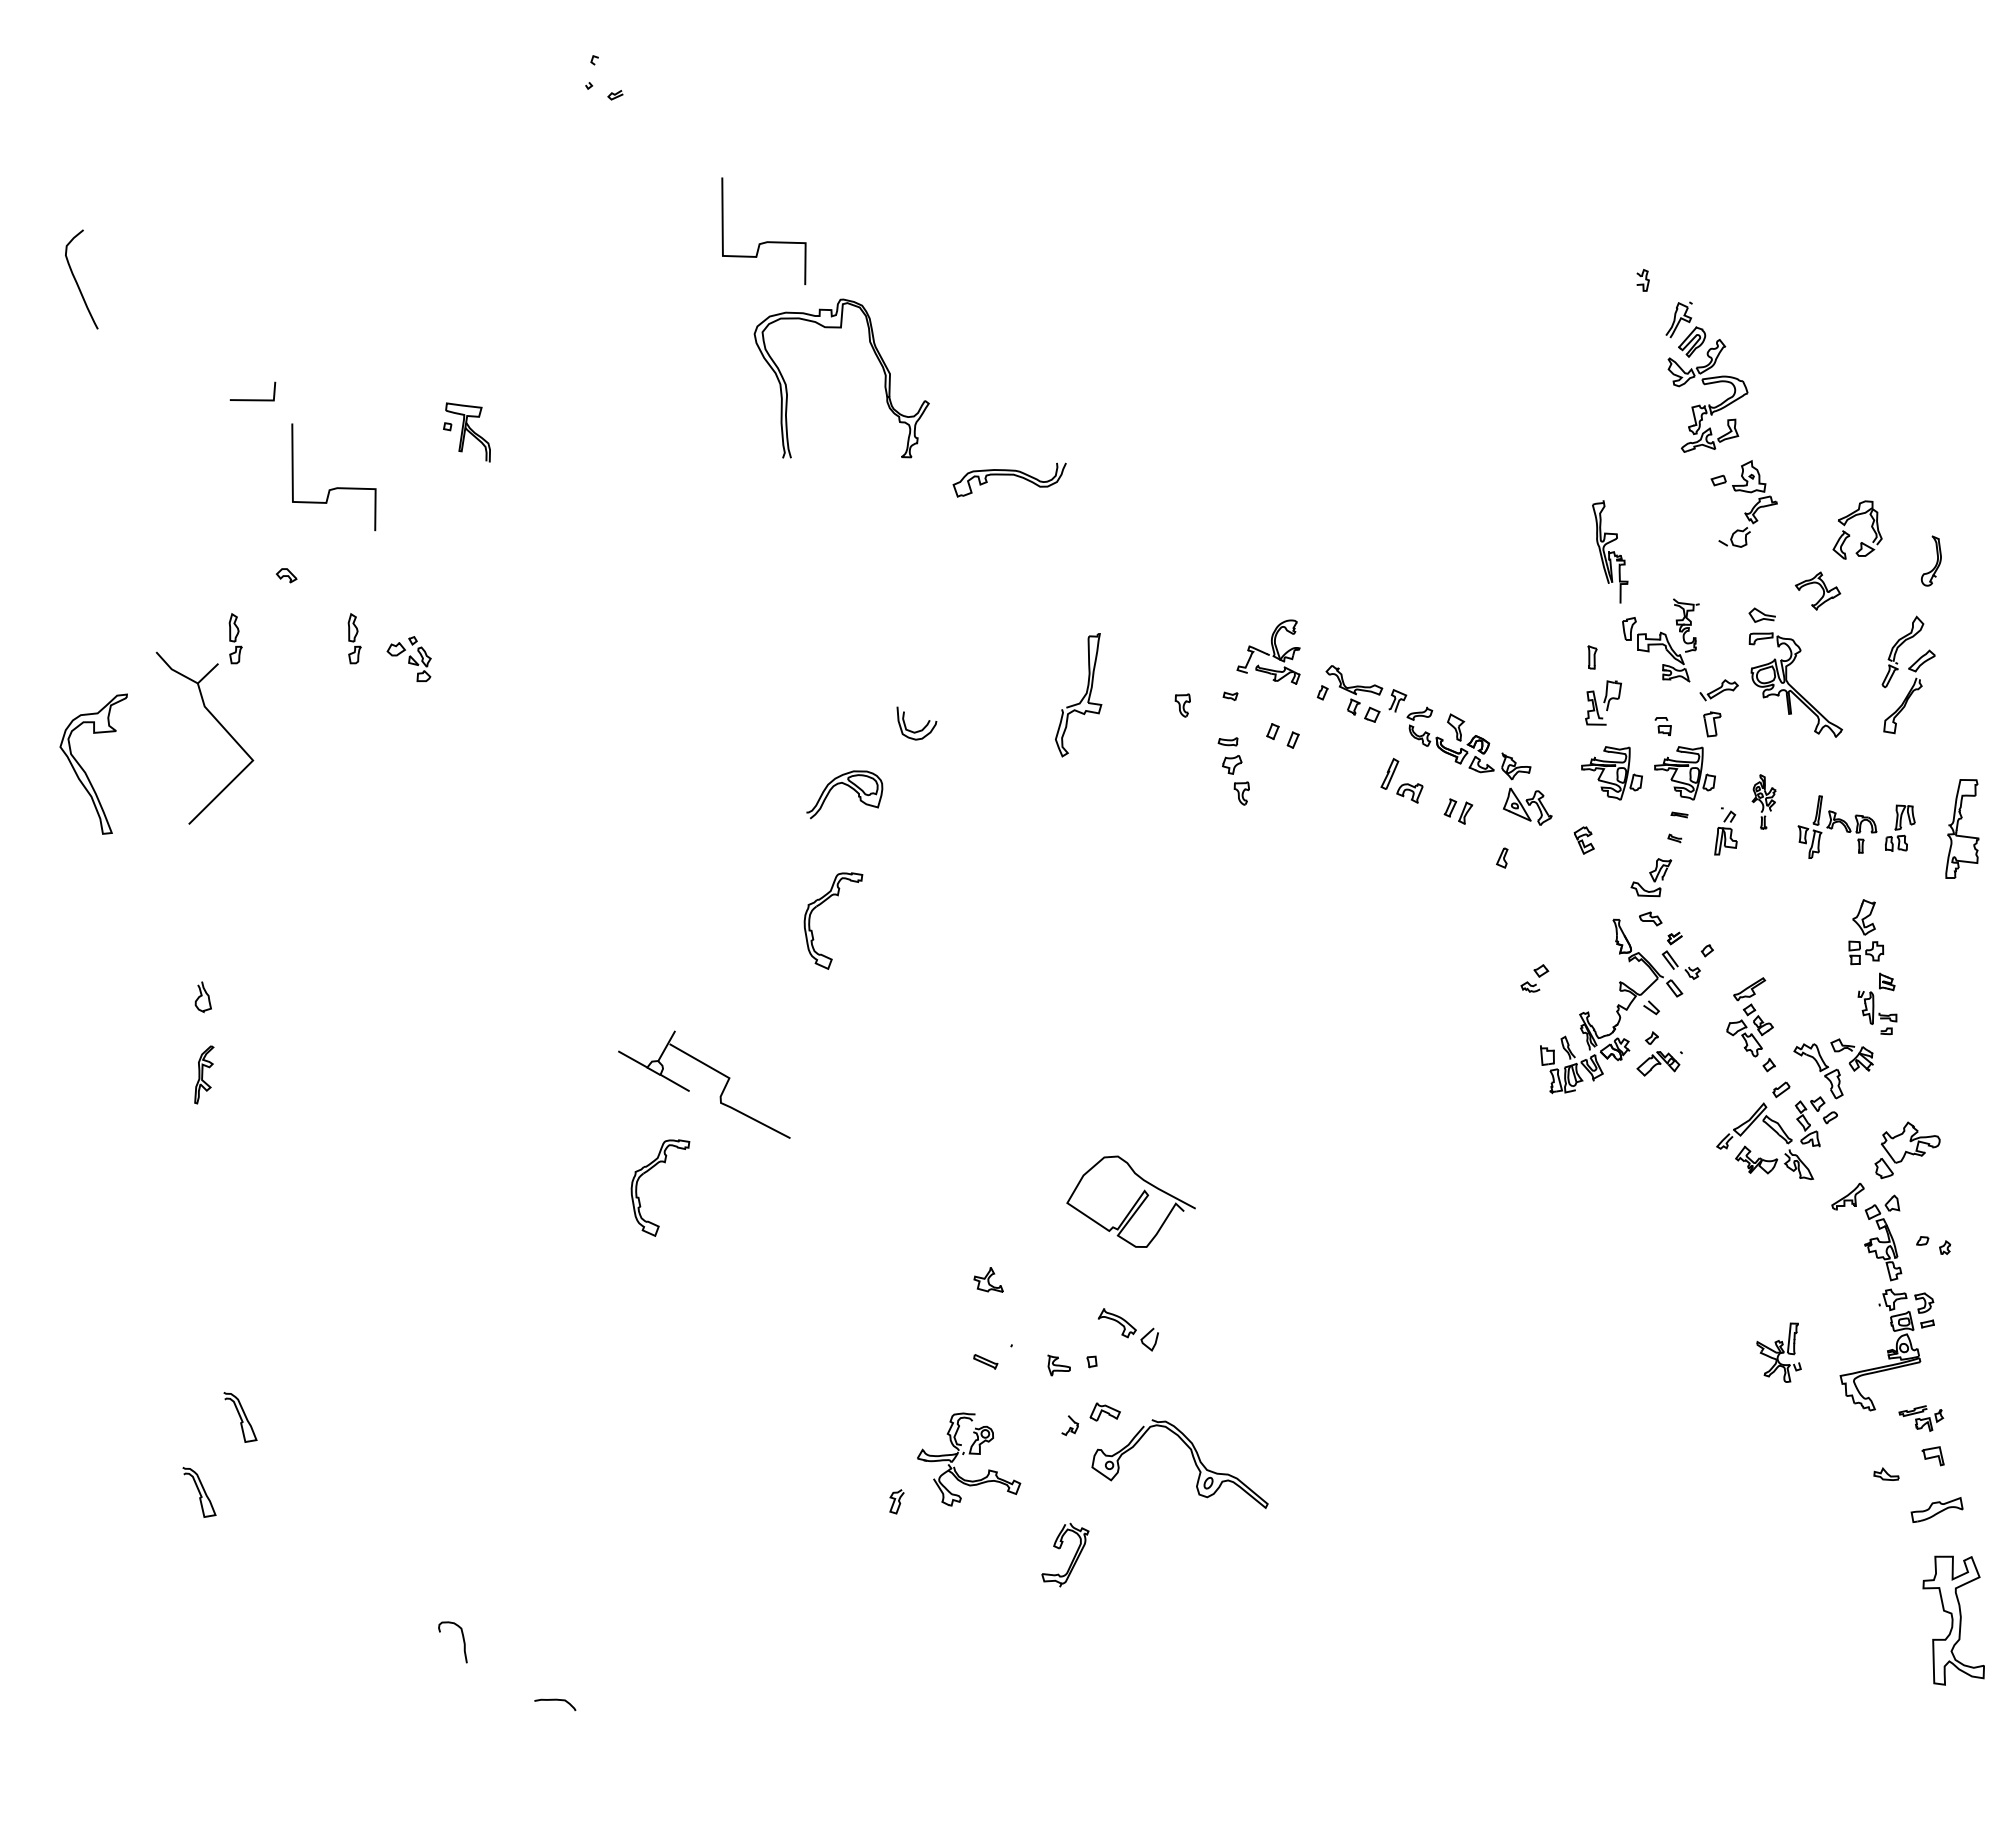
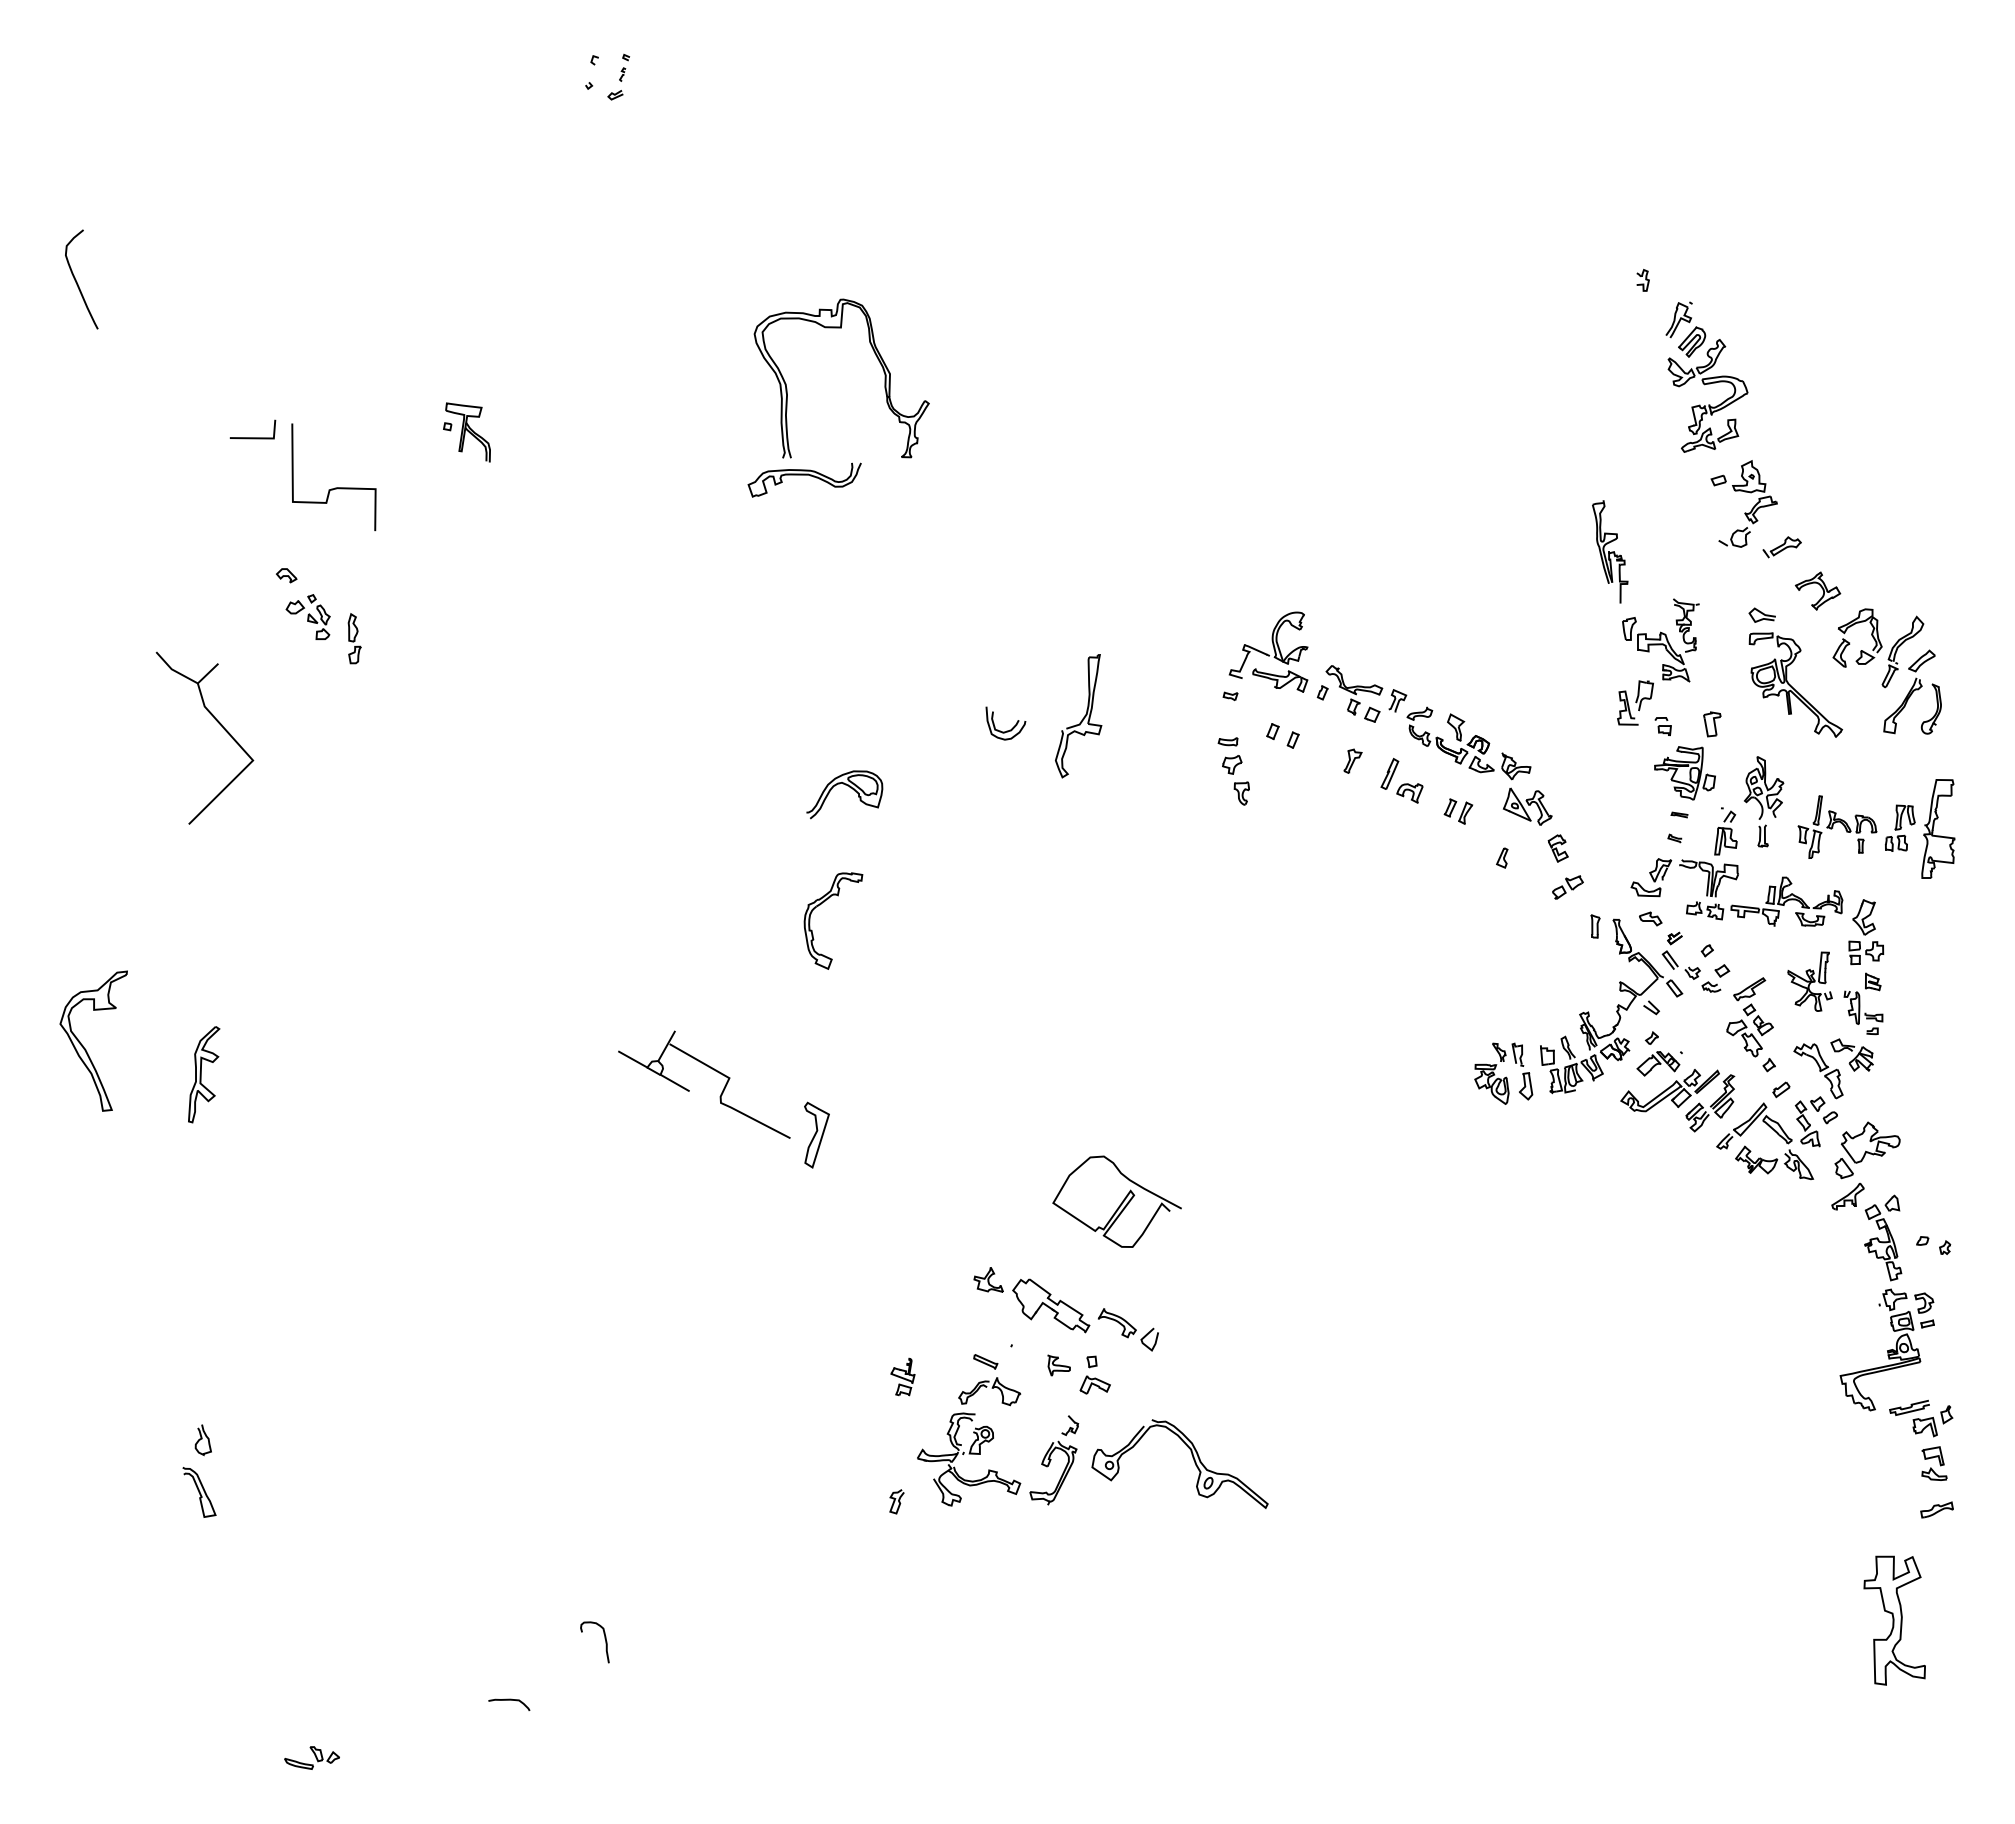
part: none -> present (624, 67)
curve: present -> none (765, 241)
line position: (252, 399) -> (252, 437) (252, 437)
curve position: (1009, 475) -> (804, 475) (804, 475)
part position: (1850, 535) -> (1850, 643) (1850, 643)
part position: (1930, 560) -> (1930, 708) (1930, 708)
part: present -> none (235, 638)
part size: 65x66 px -> 81x82 px (1268, 651)
part position: (1592, 657) -> (1595, 926) (1595, 926)
part position: (408, 658) -> (307, 616) (307, 616)
part position: (1718, 690) -> (1781, 547) (1781, 547)
part position: (1078, 695) -> (1078, 716) (1078, 716)
part position: (1603, 702) -> (1635, 702) (1635, 702)
part: present -> none (1182, 705)
part position: (917, 730) -> (1006, 730) (1006, 730)
part: none -> present (1352, 760)
part position: (83, 768) -> (83, 1045) (83, 1045)
part: present -> none (1611, 773)
part size: 26x56 px -> 41x92 px (1764, 801)
part position: (1962, 828) -> (1938, 828) (1938, 828)
part position: (1583, 840) -> (1557, 848) (1557, 848)
part: none -> present (1567, 887)
part: none -> present (1767, 895)
part position: (1534, 978) -> (1715, 978) (1715, 978)
curve position: (202, 996) -> (202, 1439) (202, 1439)
part position: (1877, 1003) -> (1863, 1003) (1863, 1003)
part: none -> present (1503, 1073)
part size: 21x60 px -> 33x98 px (204, 1074)
part: none -> present (1677, 1100)
curve: none -> present (816, 1134)
part position: (1907, 1150) -> (1867, 1150) (1867, 1150)
part: present -> none (647, 1172)
curve position: (1134, 1203) -> (1120, 1203) (1120, 1203)
part: none -> present (1051, 1305)
part position: (1778, 1352) -> (1809, 981) (1809, 981)
part: none -> present (902, 1376)
part: none -> present (989, 1391)
part position: (1104, 1411) -> (1094, 1384) (1094, 1384)
curve: present -> none (240, 1417)
part size: 47x27 px -> 65x39 px (1921, 1418)
curve position: (1886, 1473) -> (1934, 1473) (1934, 1473)
part size: 54x26 px -> 34x18 px (1936, 1509)
part position: (1060, 1548) -> (1048, 1466) (1048, 1466)
curve position: (1953, 1620) -> (1894, 1620) (1894, 1620)
curve position: (462, 1638) -> (604, 1638) (604, 1638)
curve position: (555, 1700) -> (509, 1700) (509, 1700)
part: none -> present (311, 1757)
